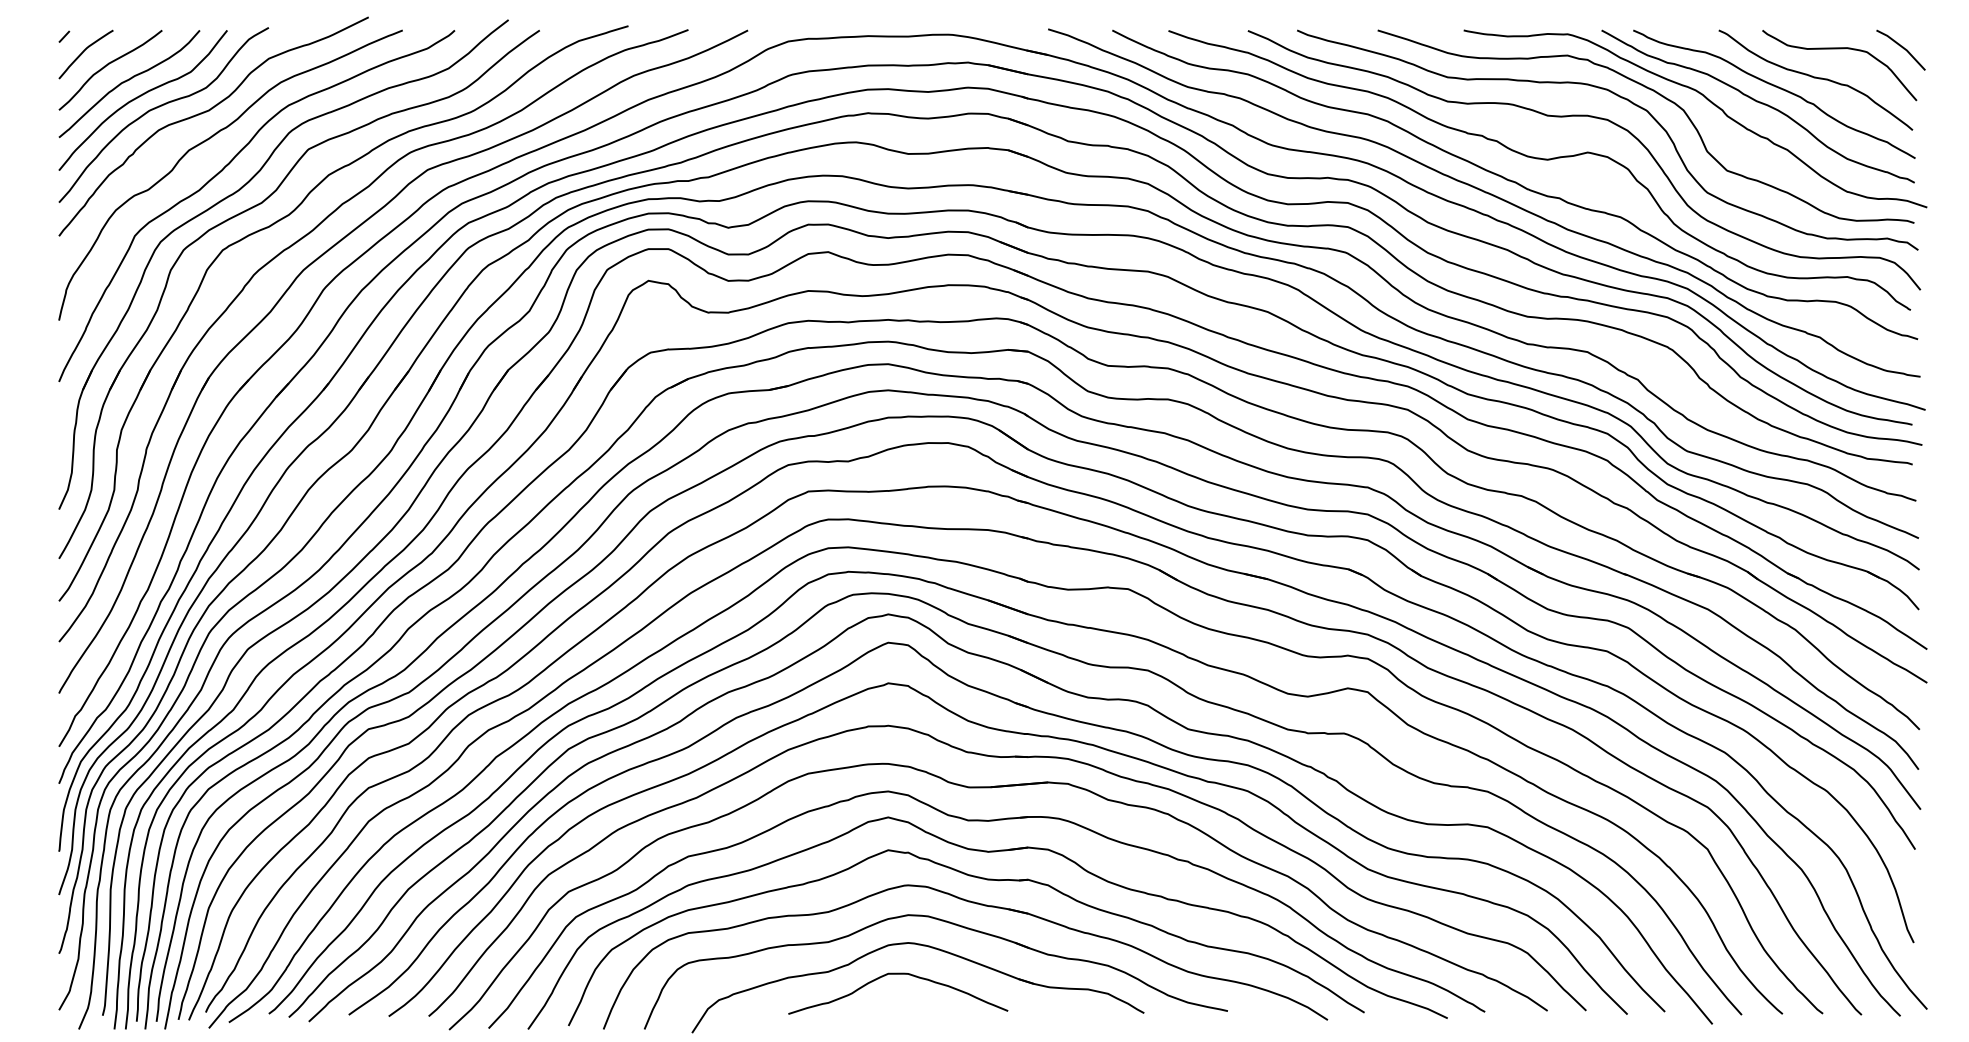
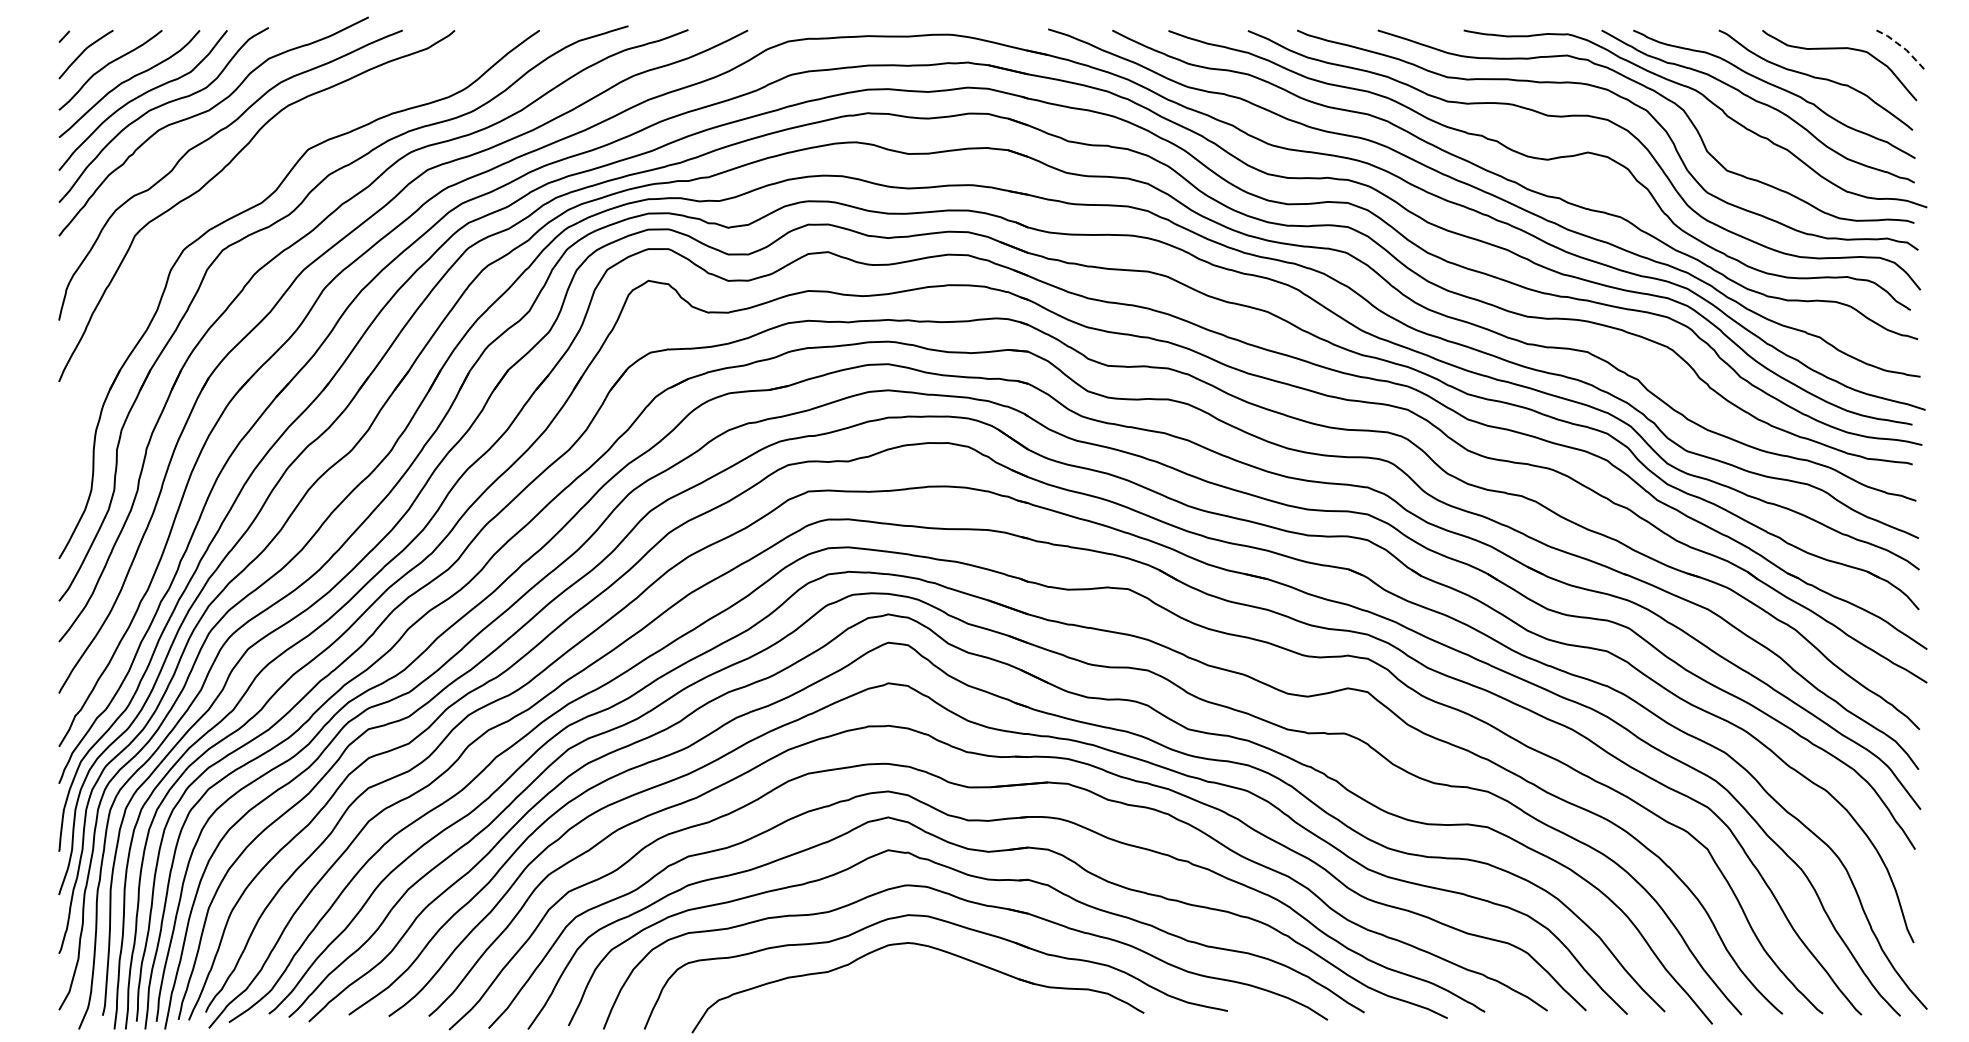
line: solid -> dashed (1902, 47)
part: present -> none (237, 192)
curve: present -> none (898, 974)
